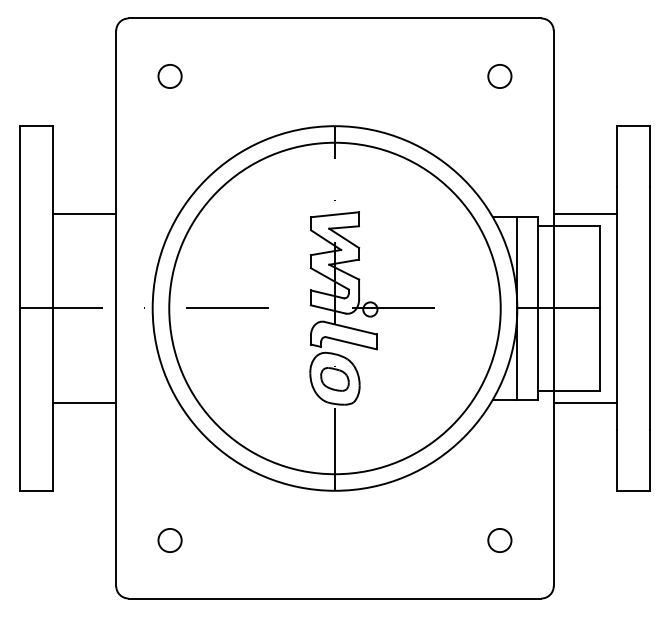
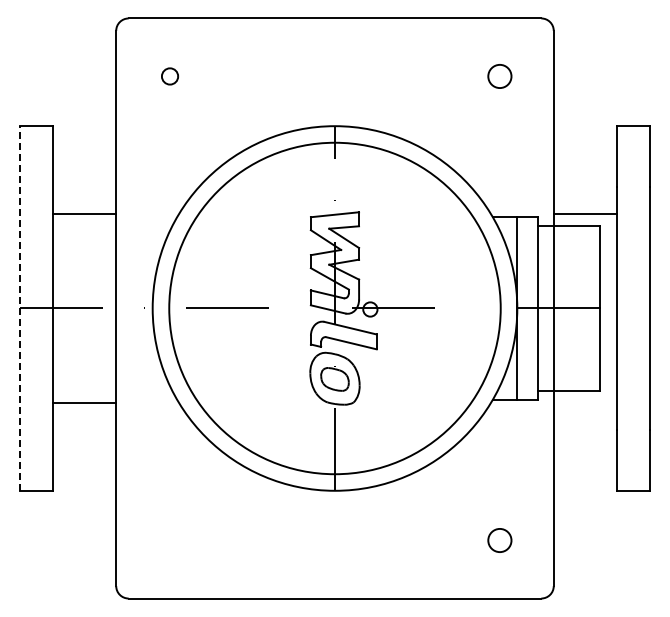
circle size: 26x25 px -> 18x19 px (169, 76)
line: solid -> dashed (20, 308)
line: present -> none (584, 403)
circle: present -> none (169, 540)
